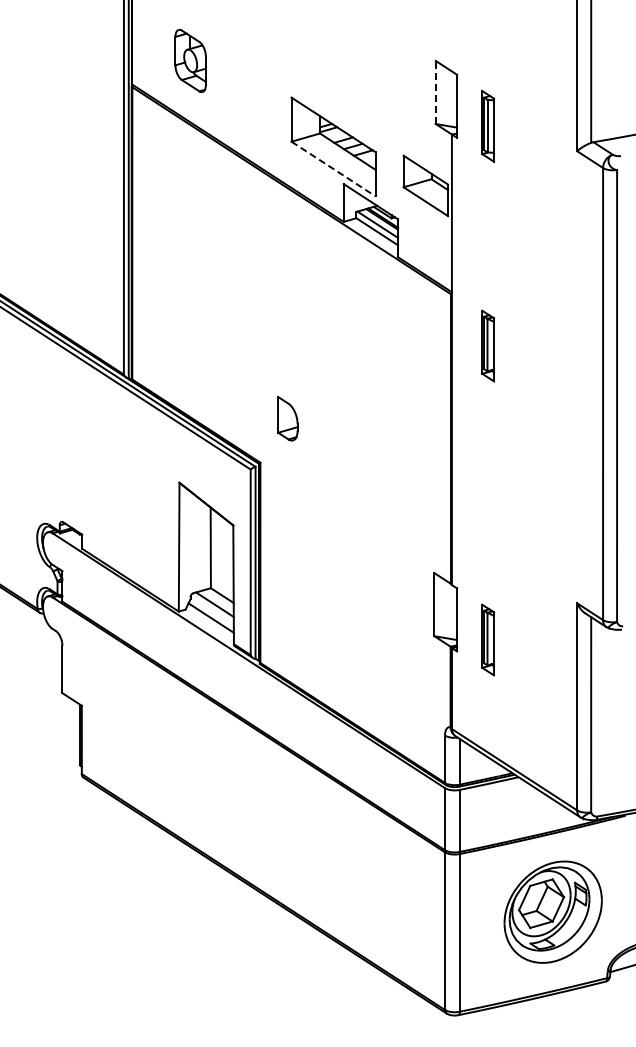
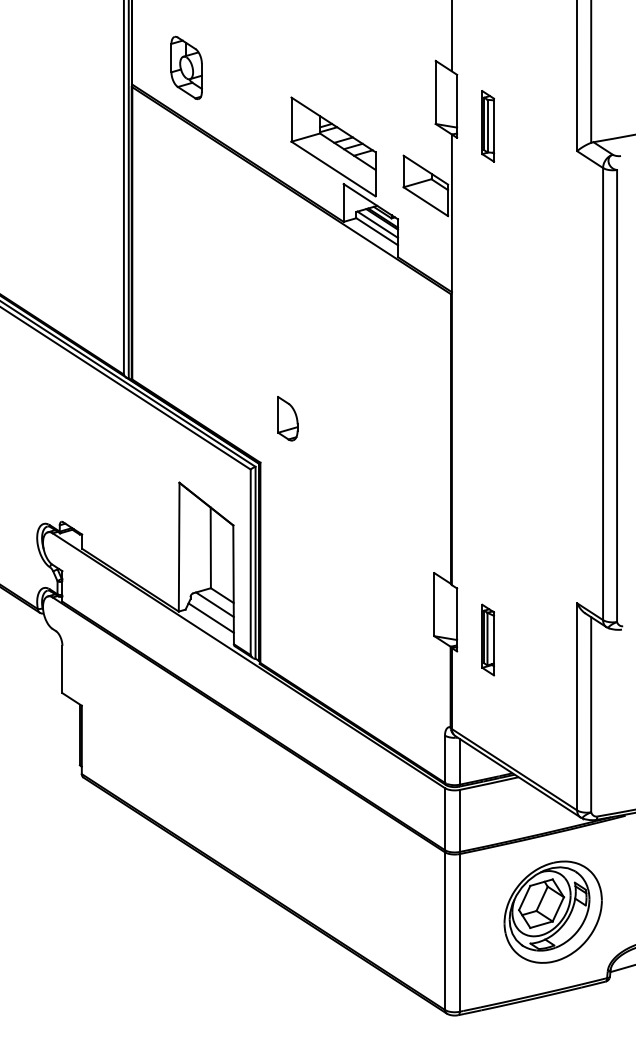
line: none -> present (451, 36)
part position: (190, 60) -> (186, 67) (186, 67)
line: dashed -> solid (435, 92)
line: dashed -> solid (333, 169)
part: present -> none (487, 345)
